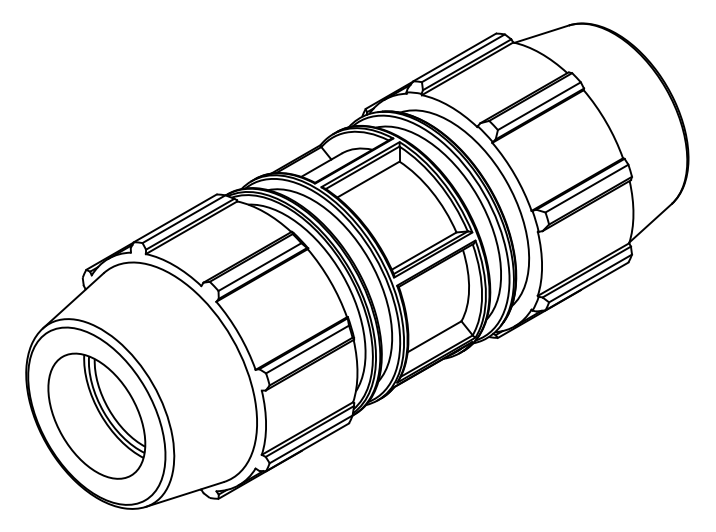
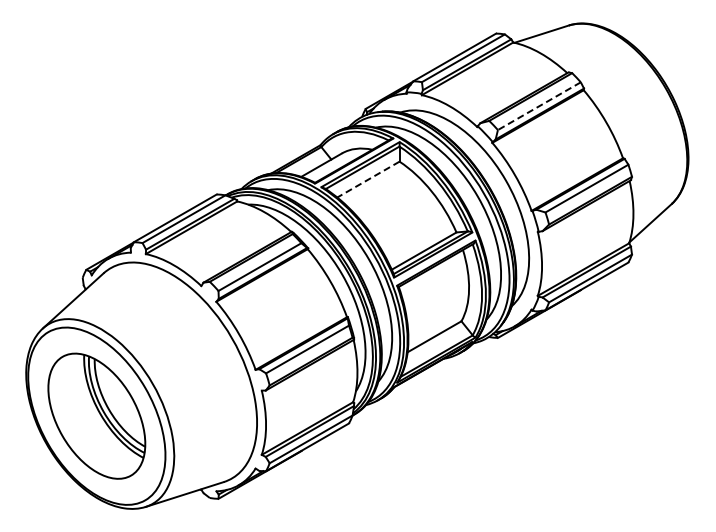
line: solid -> dashed (539, 106)
line: solid -> dashed (368, 179)
